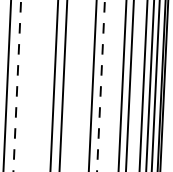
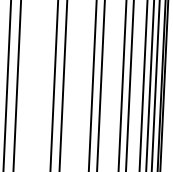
line: dashed -> solid (17, 85)
line: dashed -> solid (101, 85)
